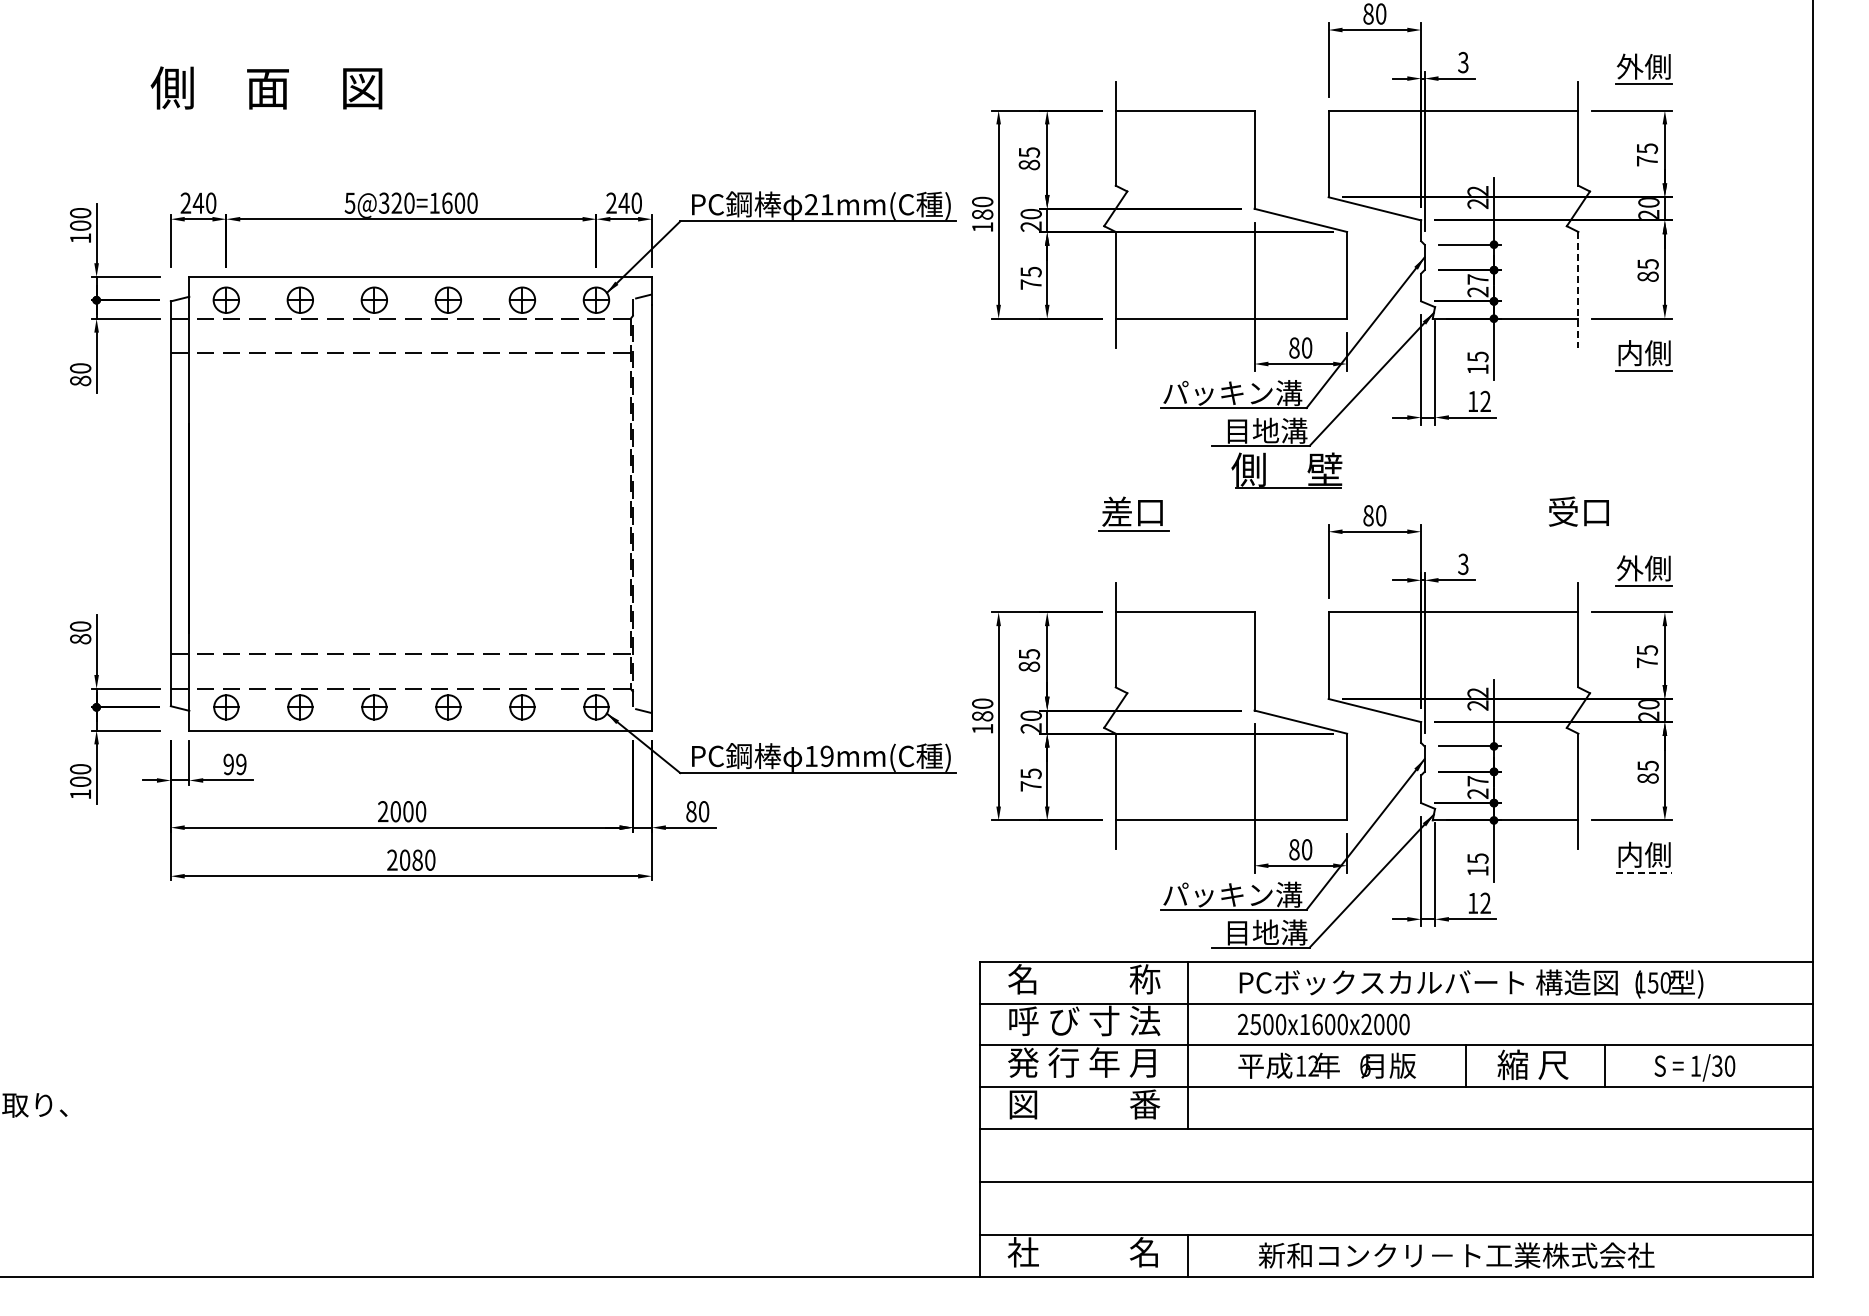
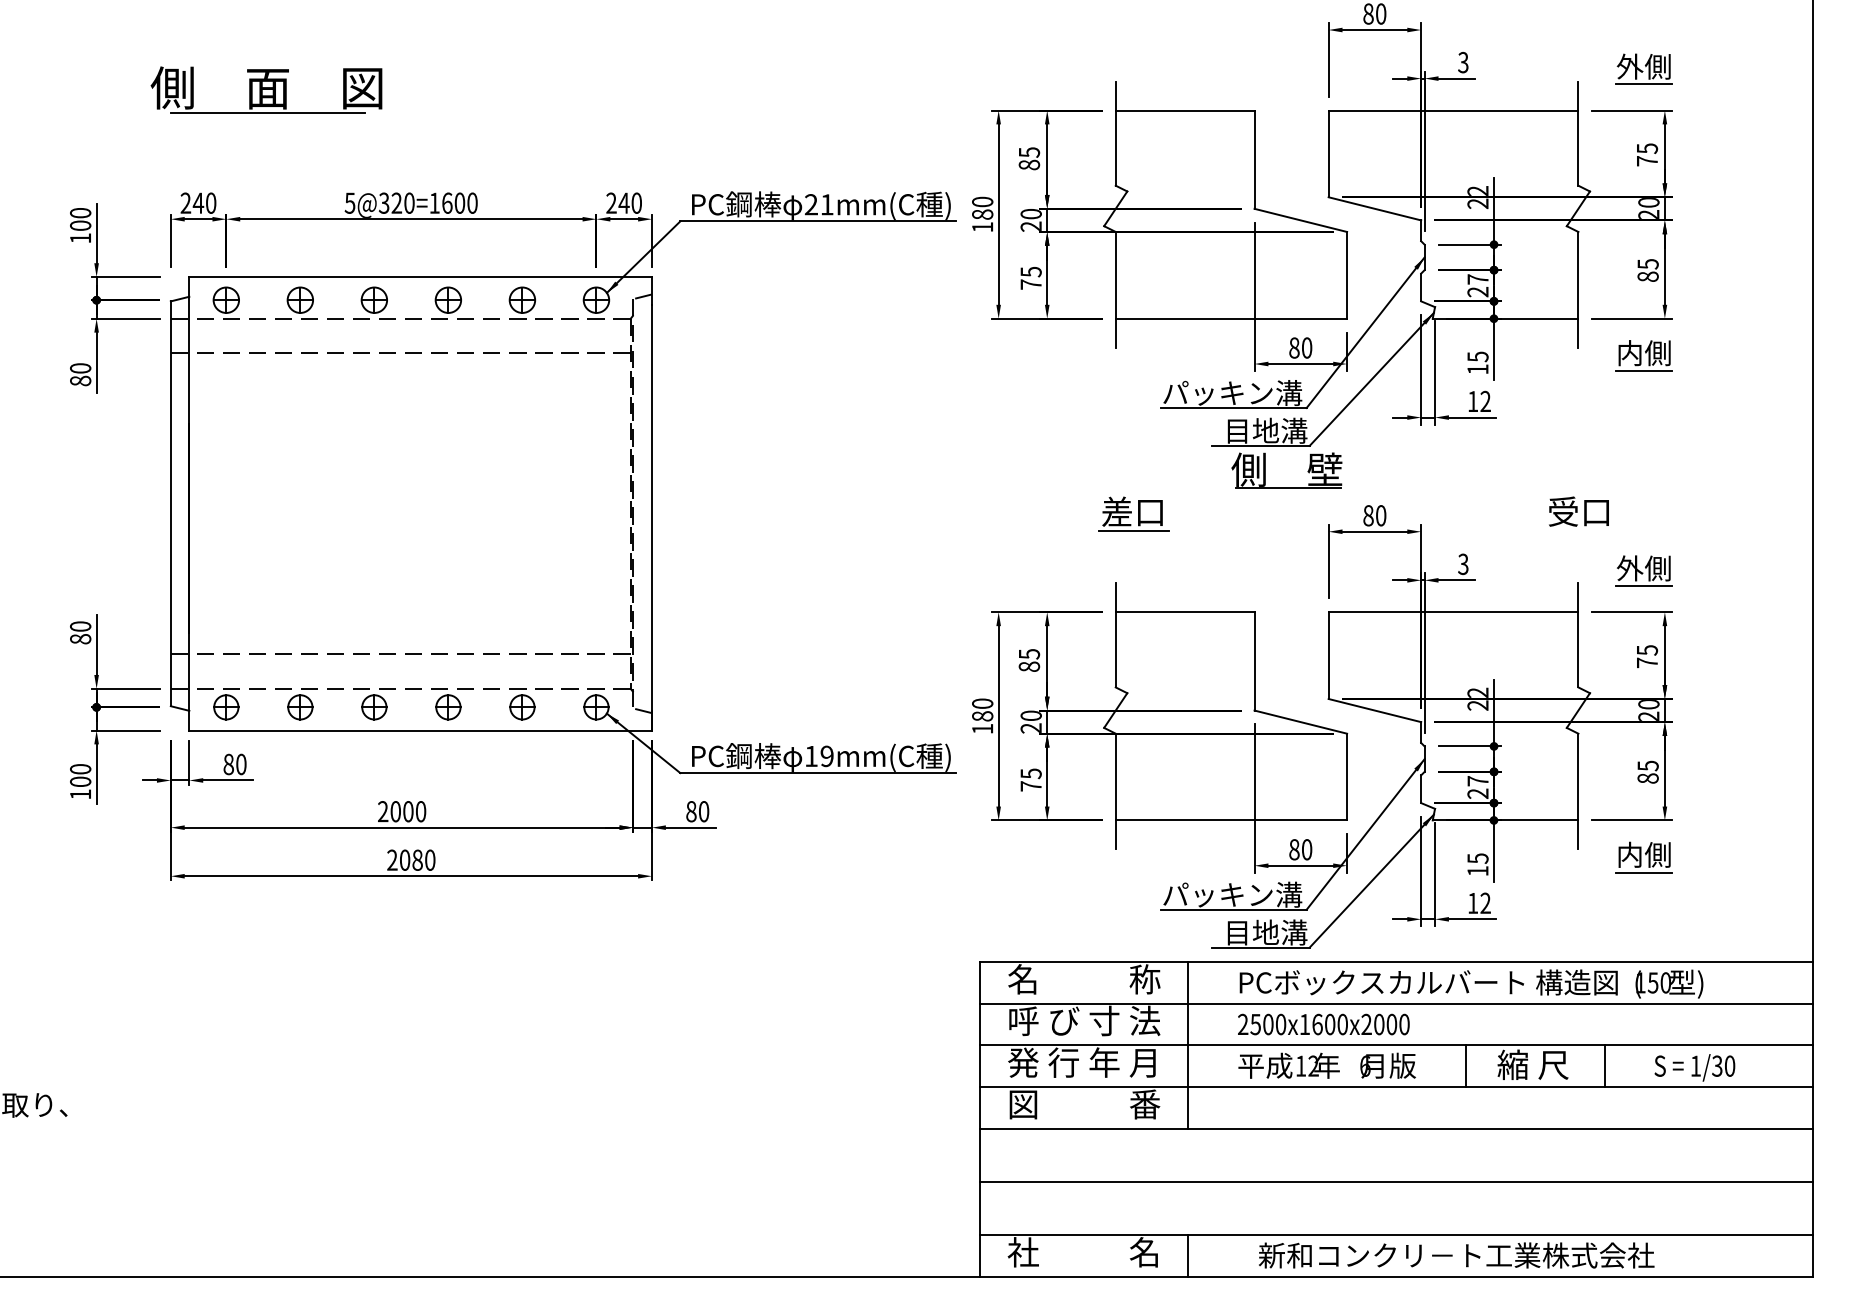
line: none -> present (267, 112)
line: dashed -> solid (1578, 289)
text: 99 -> 80 (234, 764)
line: dashed -> solid (1644, 872)
